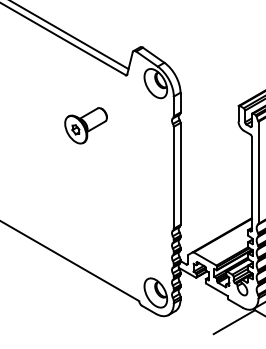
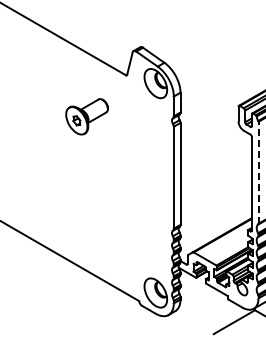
line: present -> none (70, 35)
part position: (85, 125) -> (86, 116) (86, 116)
line: solid -> dashed (258, 172)
